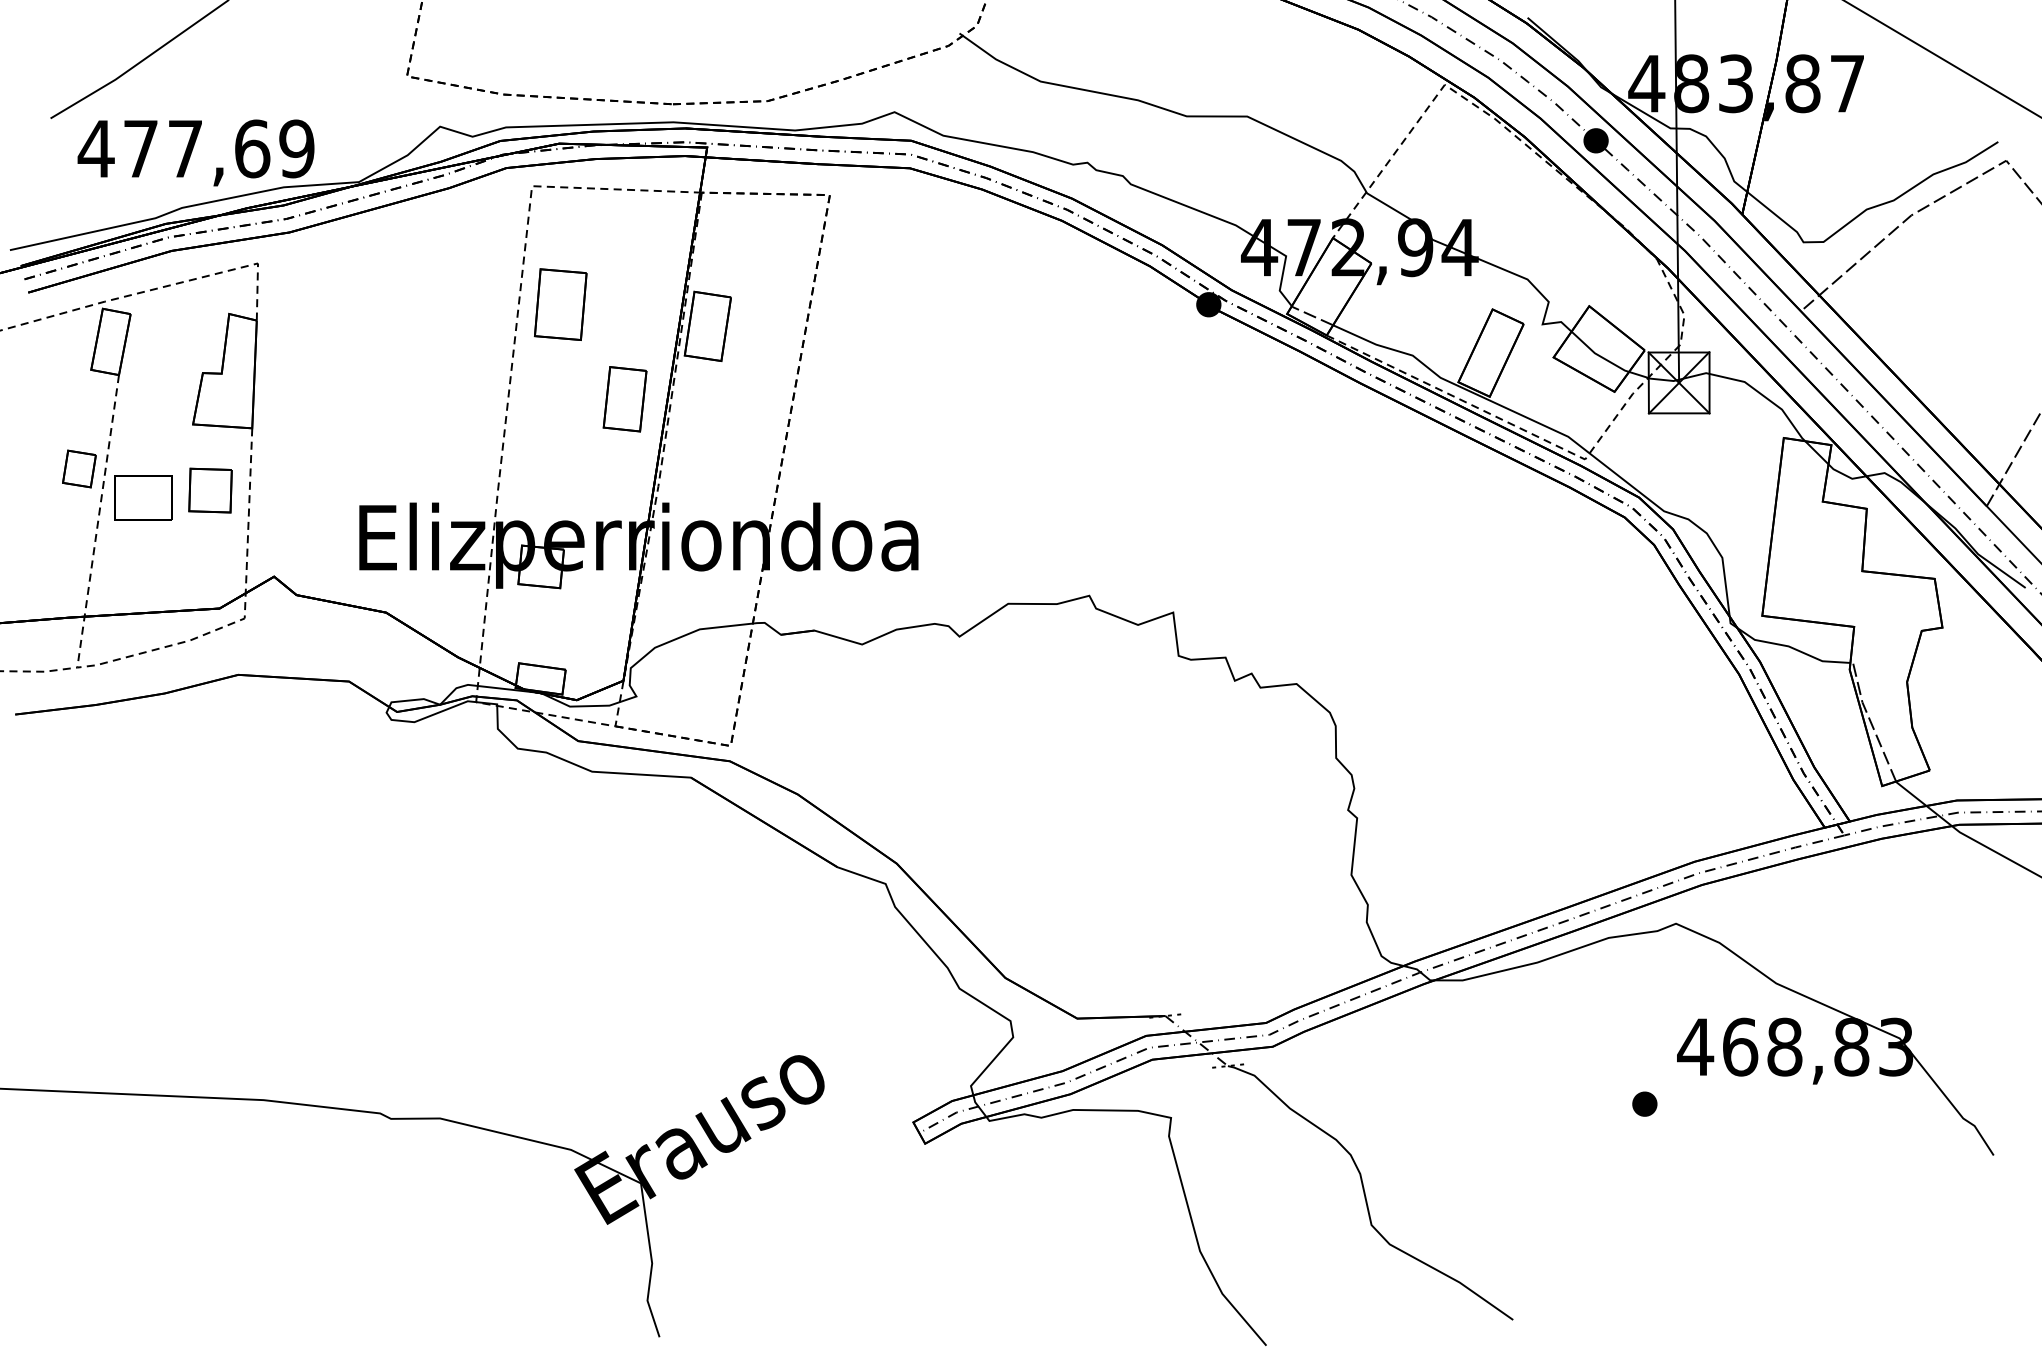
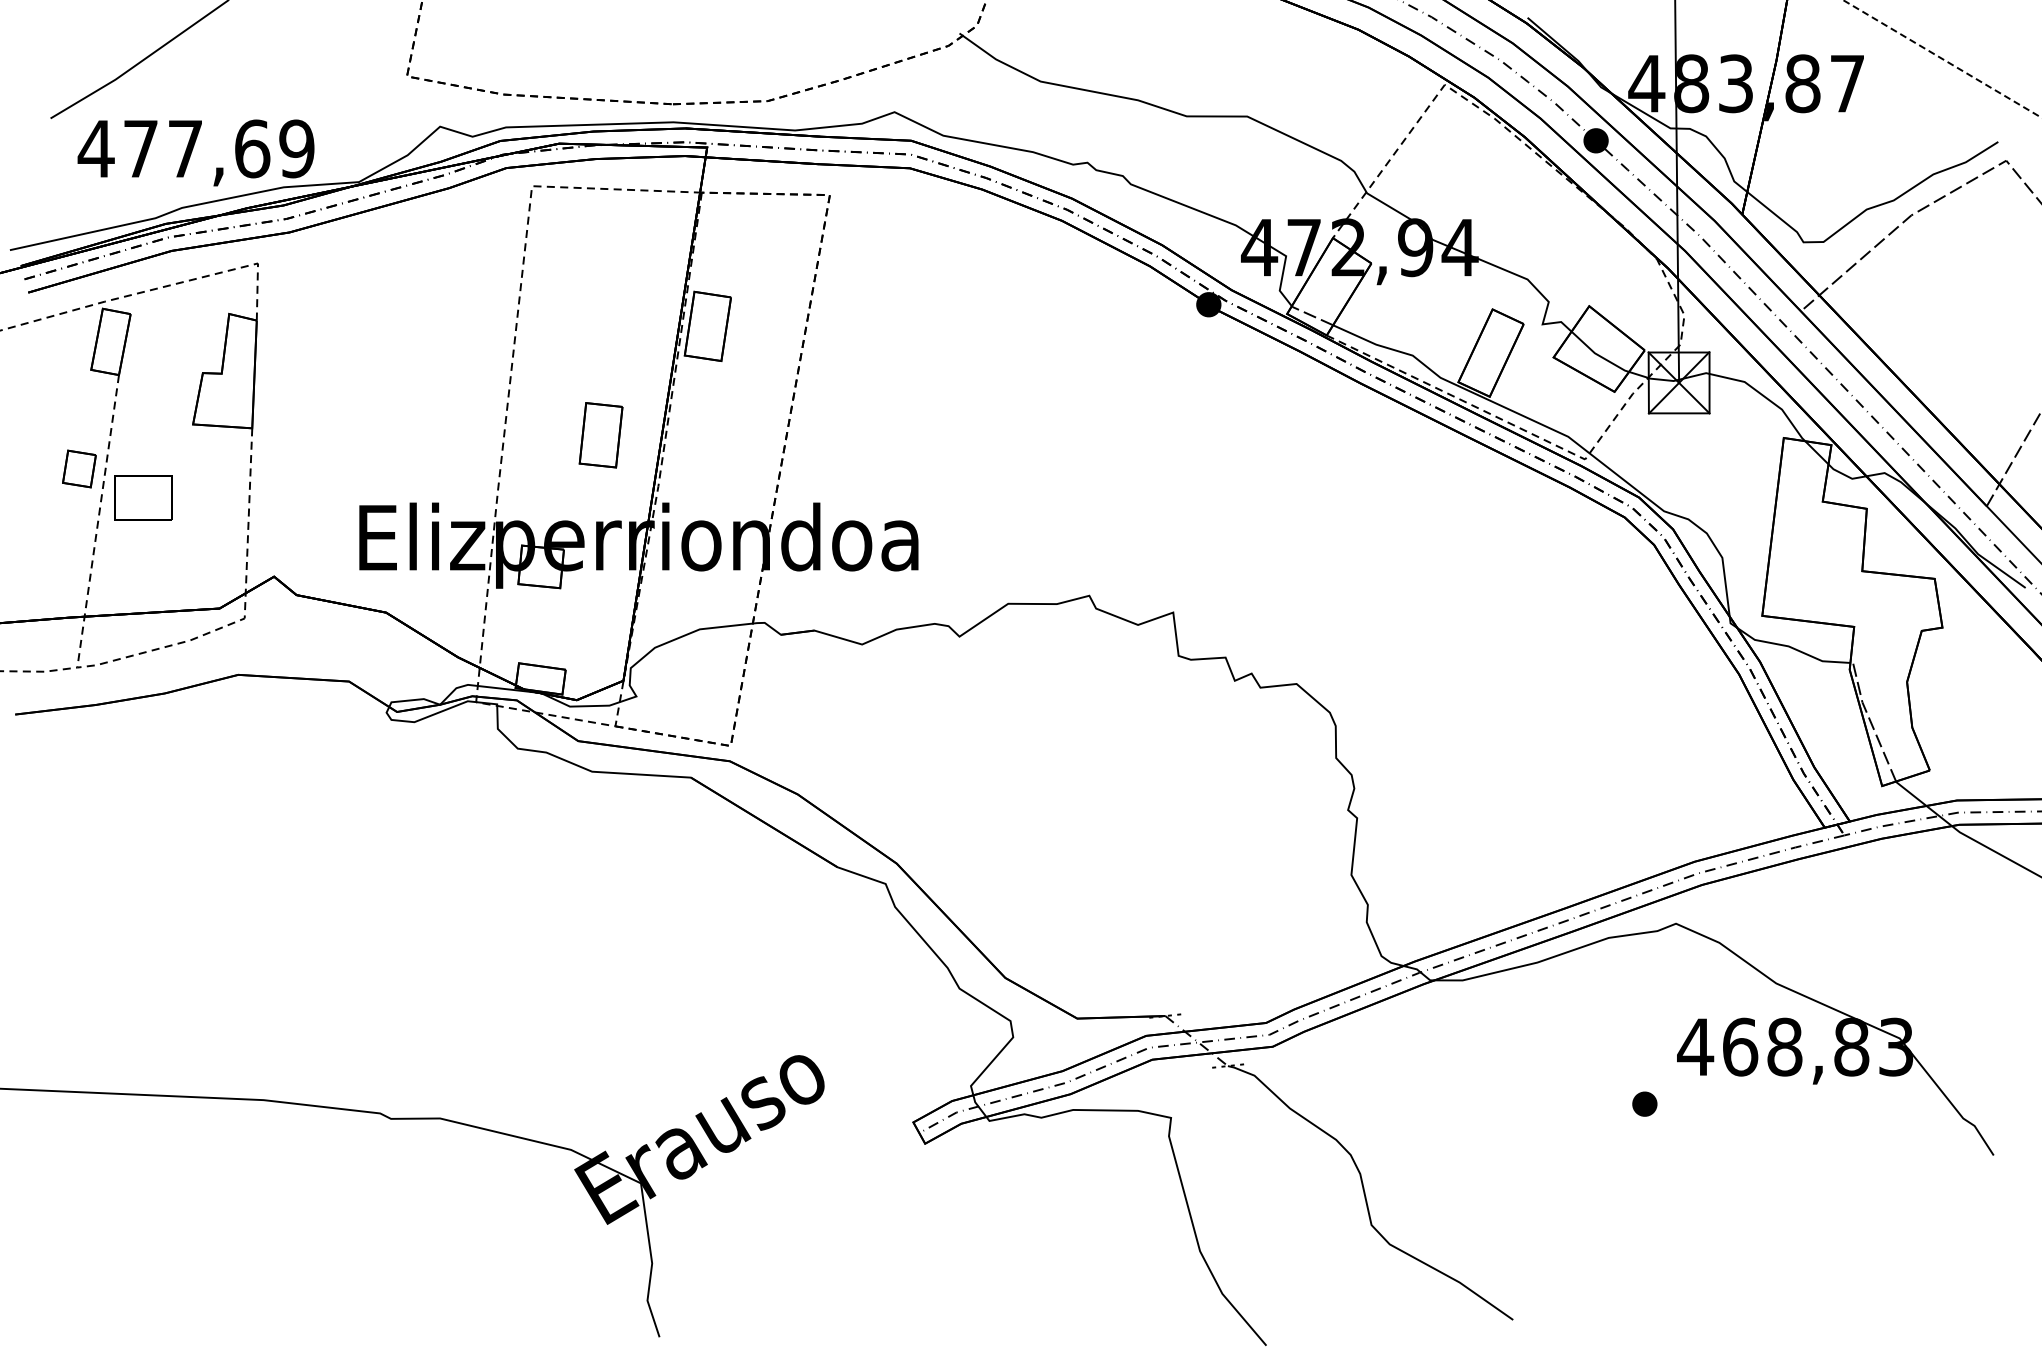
line: solid -> dashed (1942, 59)
part: present -> none (560, 304)
part position: (624, 399) -> (600, 435) (600, 435)
part: present -> none (210, 490)
